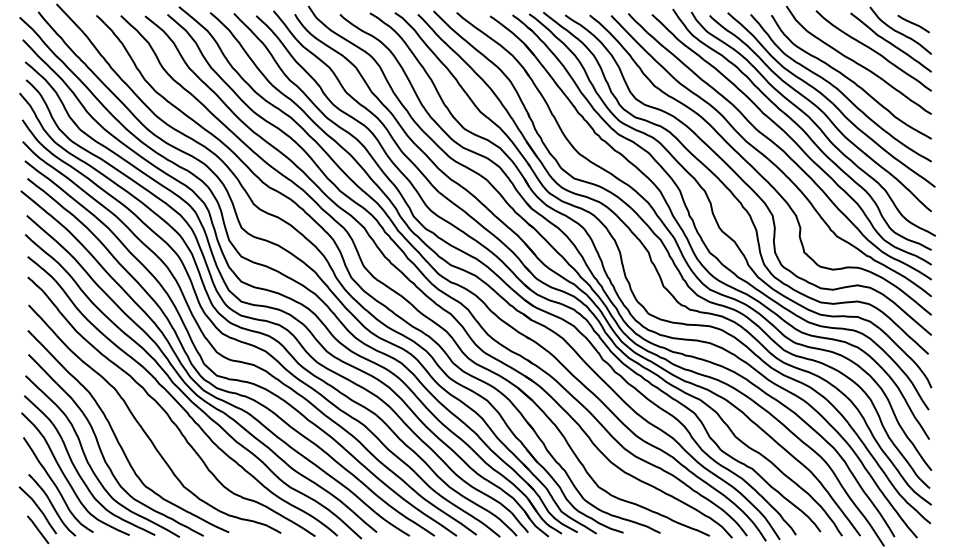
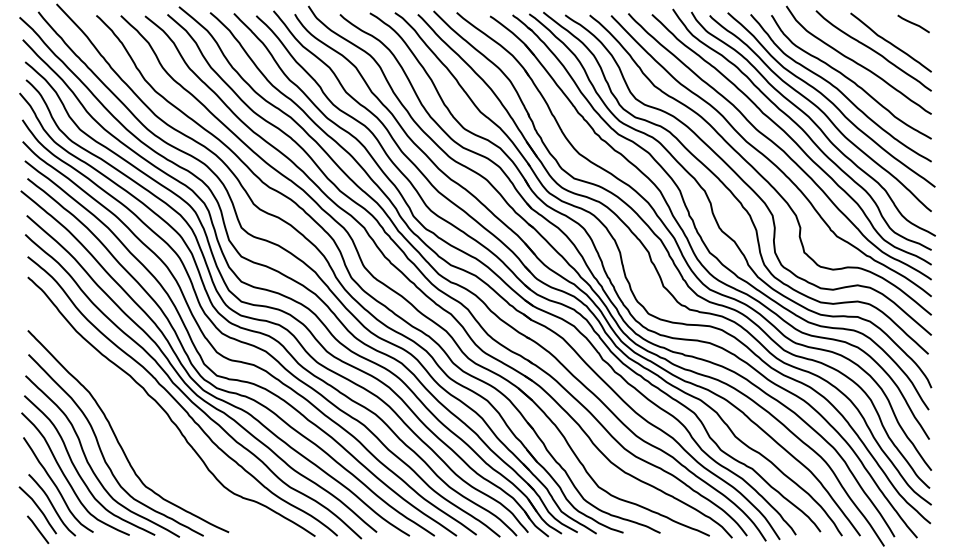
curve: present -> none (899, 31)
curve: present -> none (142, 426)
